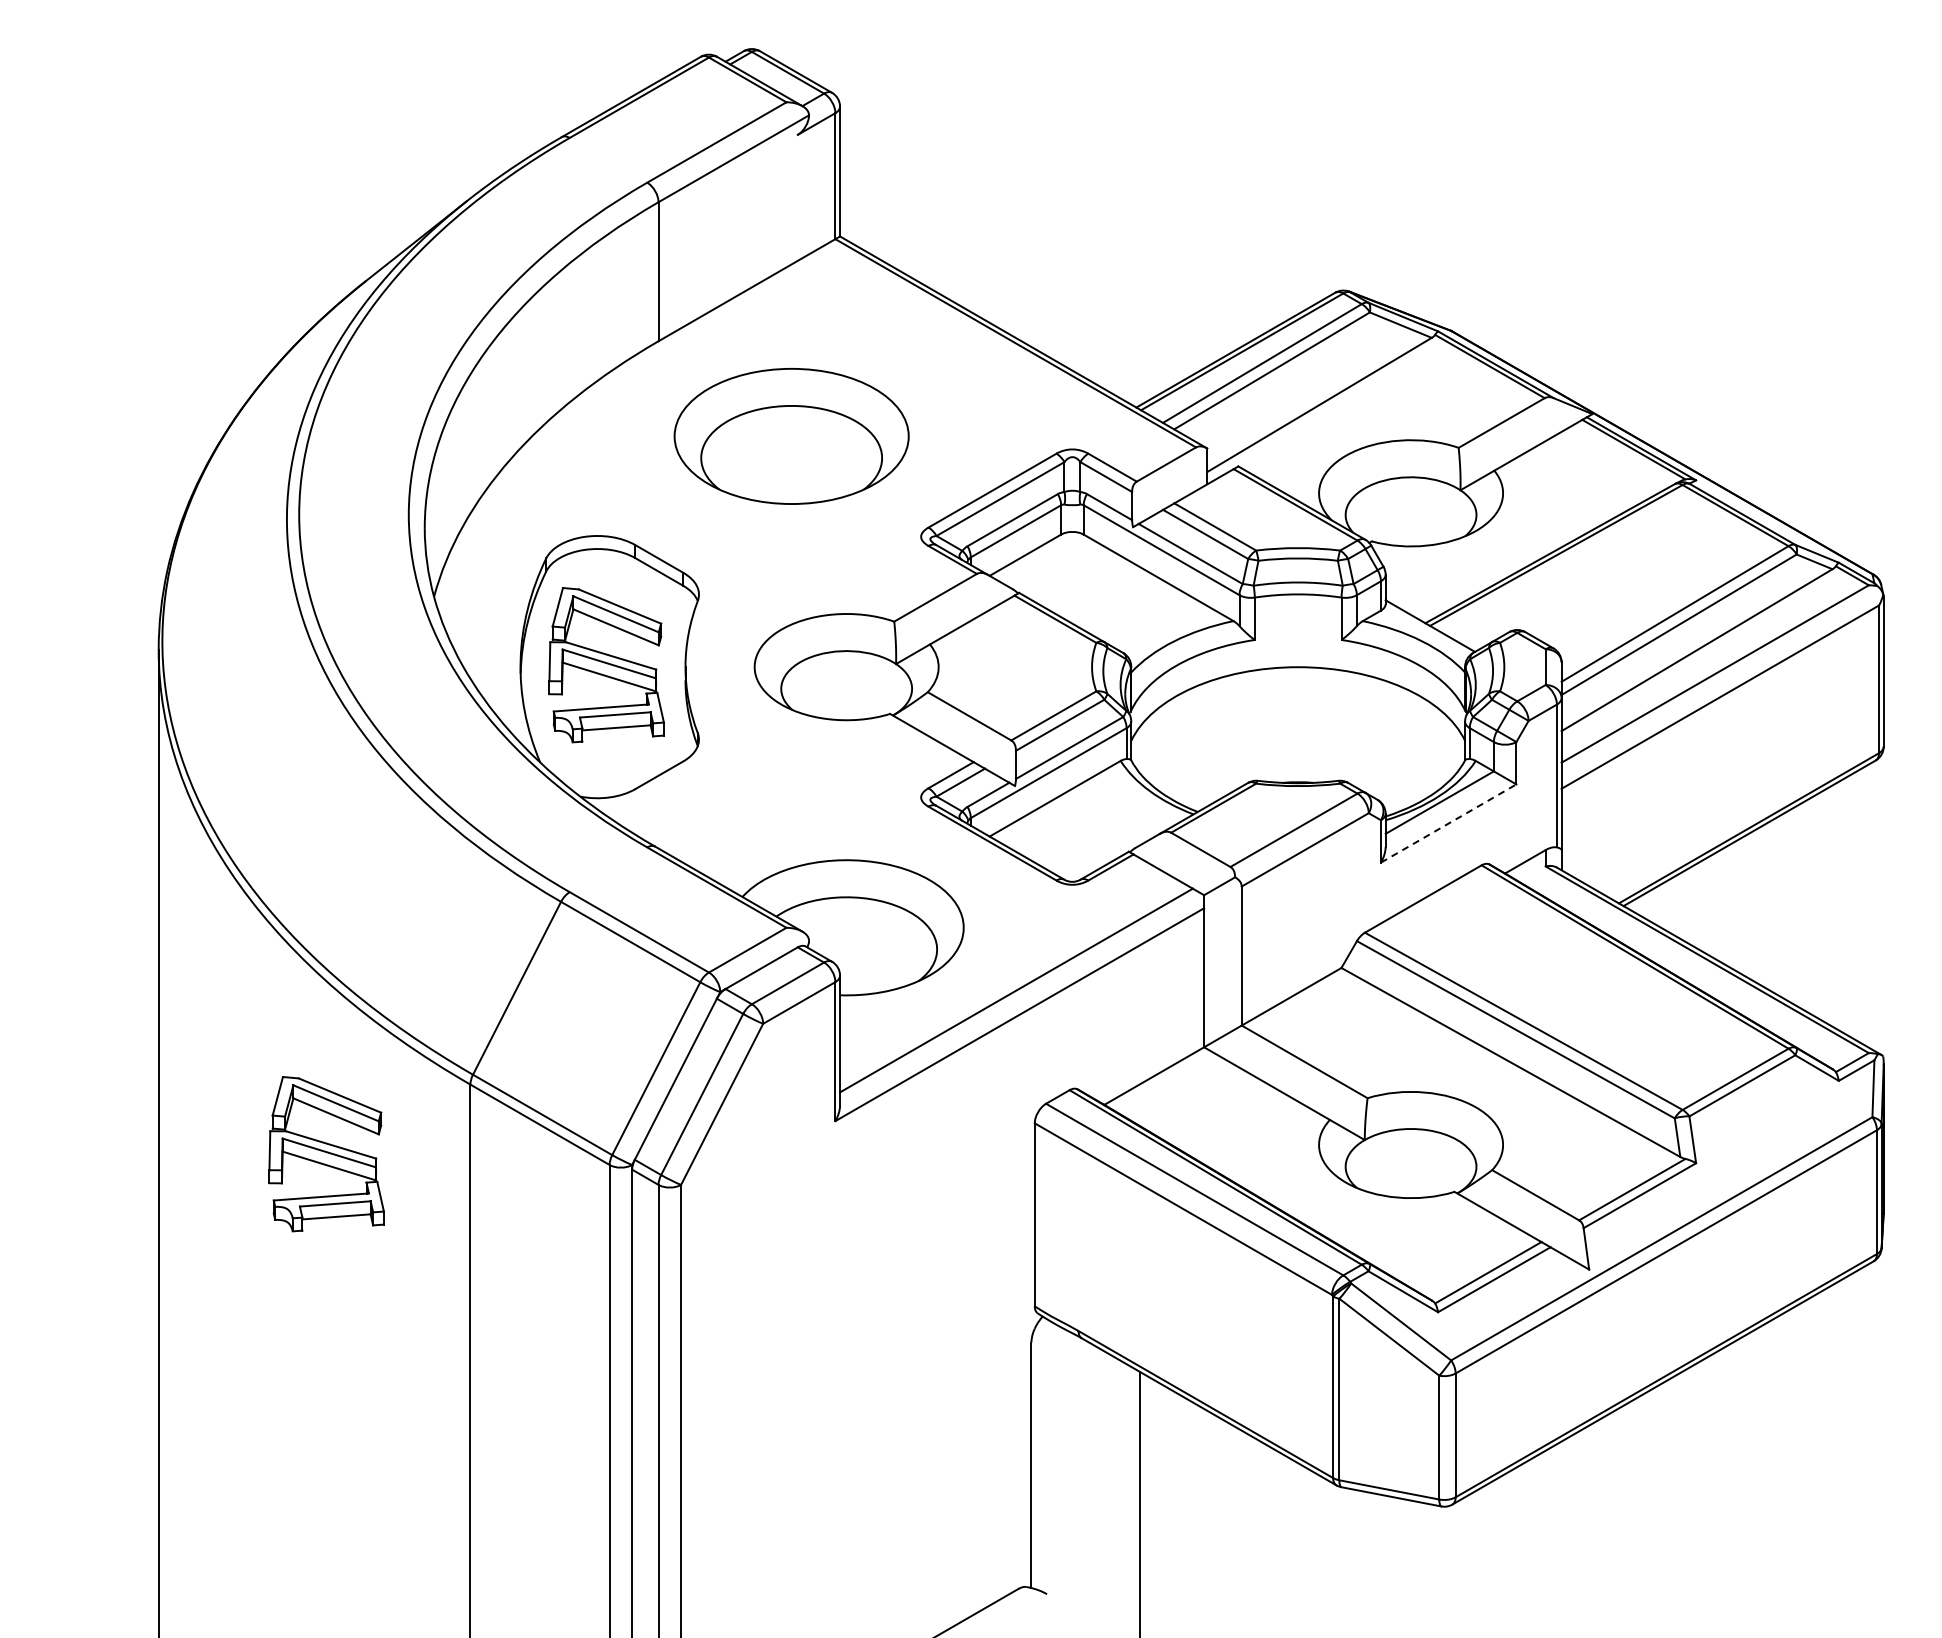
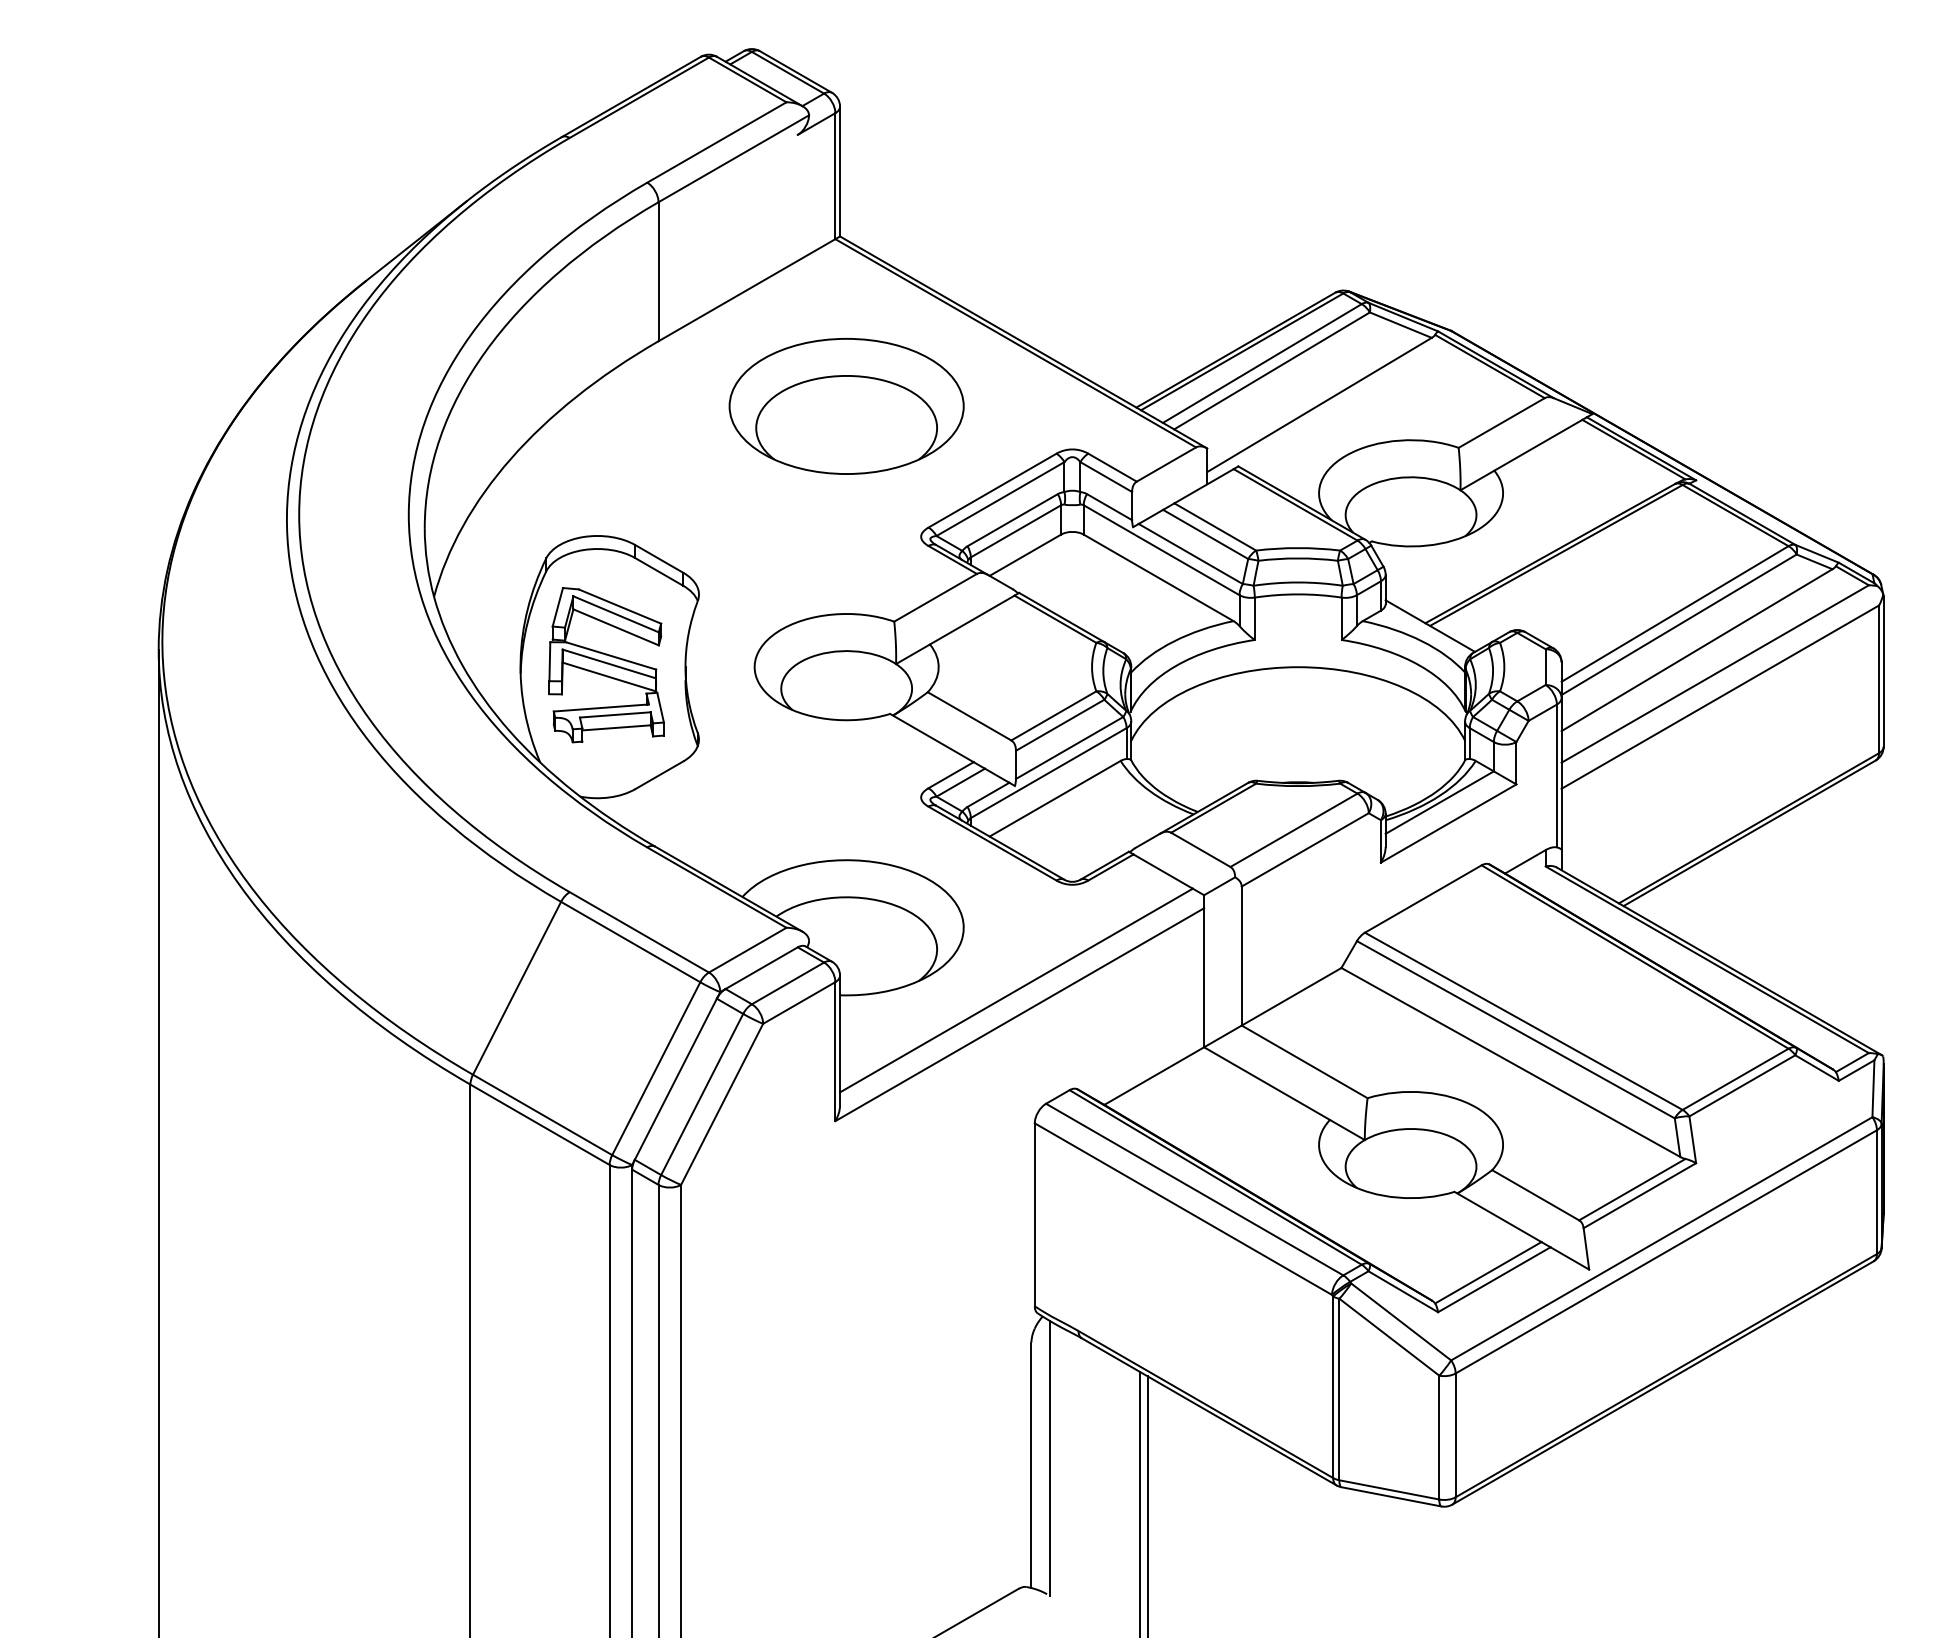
part position: (791, 436) -> (846, 406) (846, 406)
line: dashed -> solid (1449, 823)
part: present -> none (326, 1154)
line: none -> present (1050, 1458)
line: none -> present (1147, 1505)
